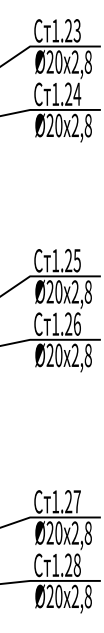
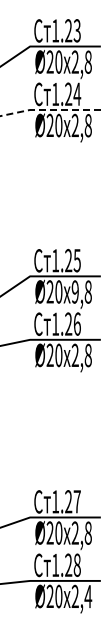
line: solid -> dashed (50, 109)
text: 2,8 -> 9,8 (74, 291)
text: 2,8 -> 2,4 (88, 596)
